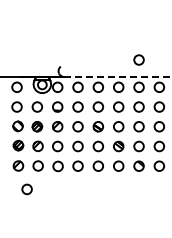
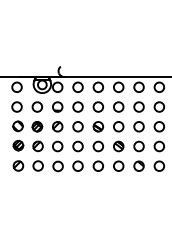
circle: present -> none (138, 59)
line: dashed -> solid (118, 76)
circle: present -> none (26, 189)
